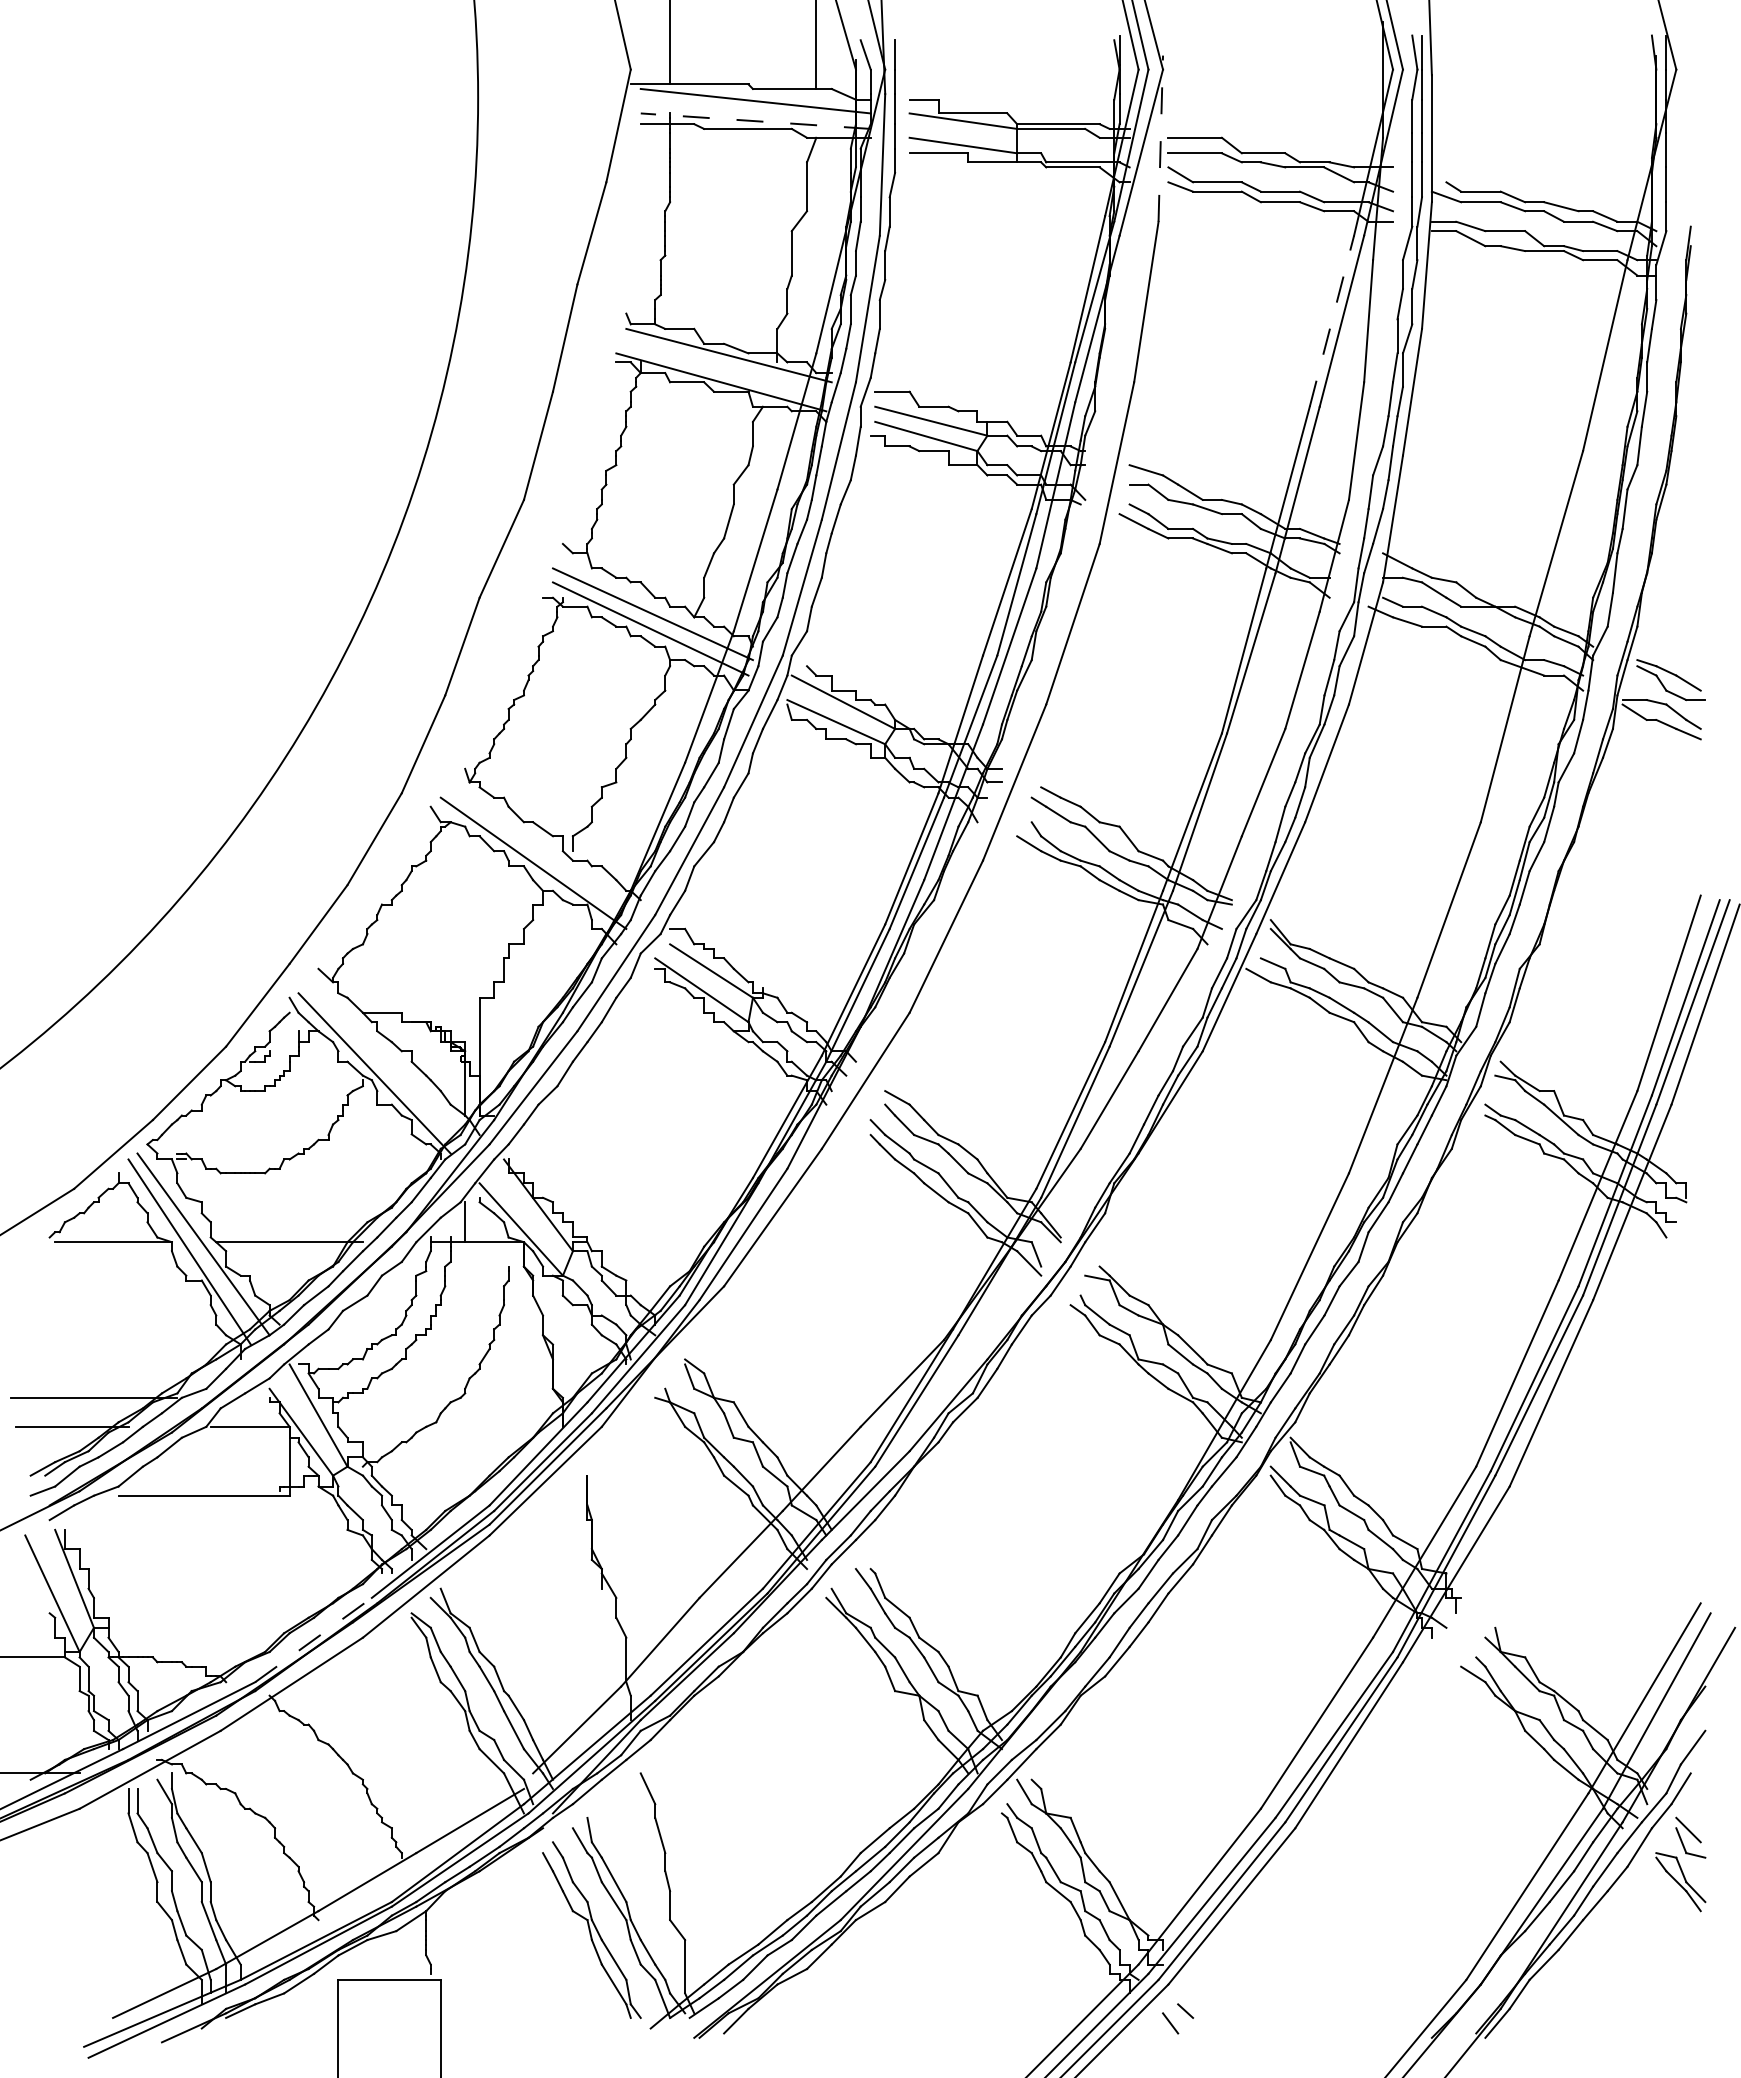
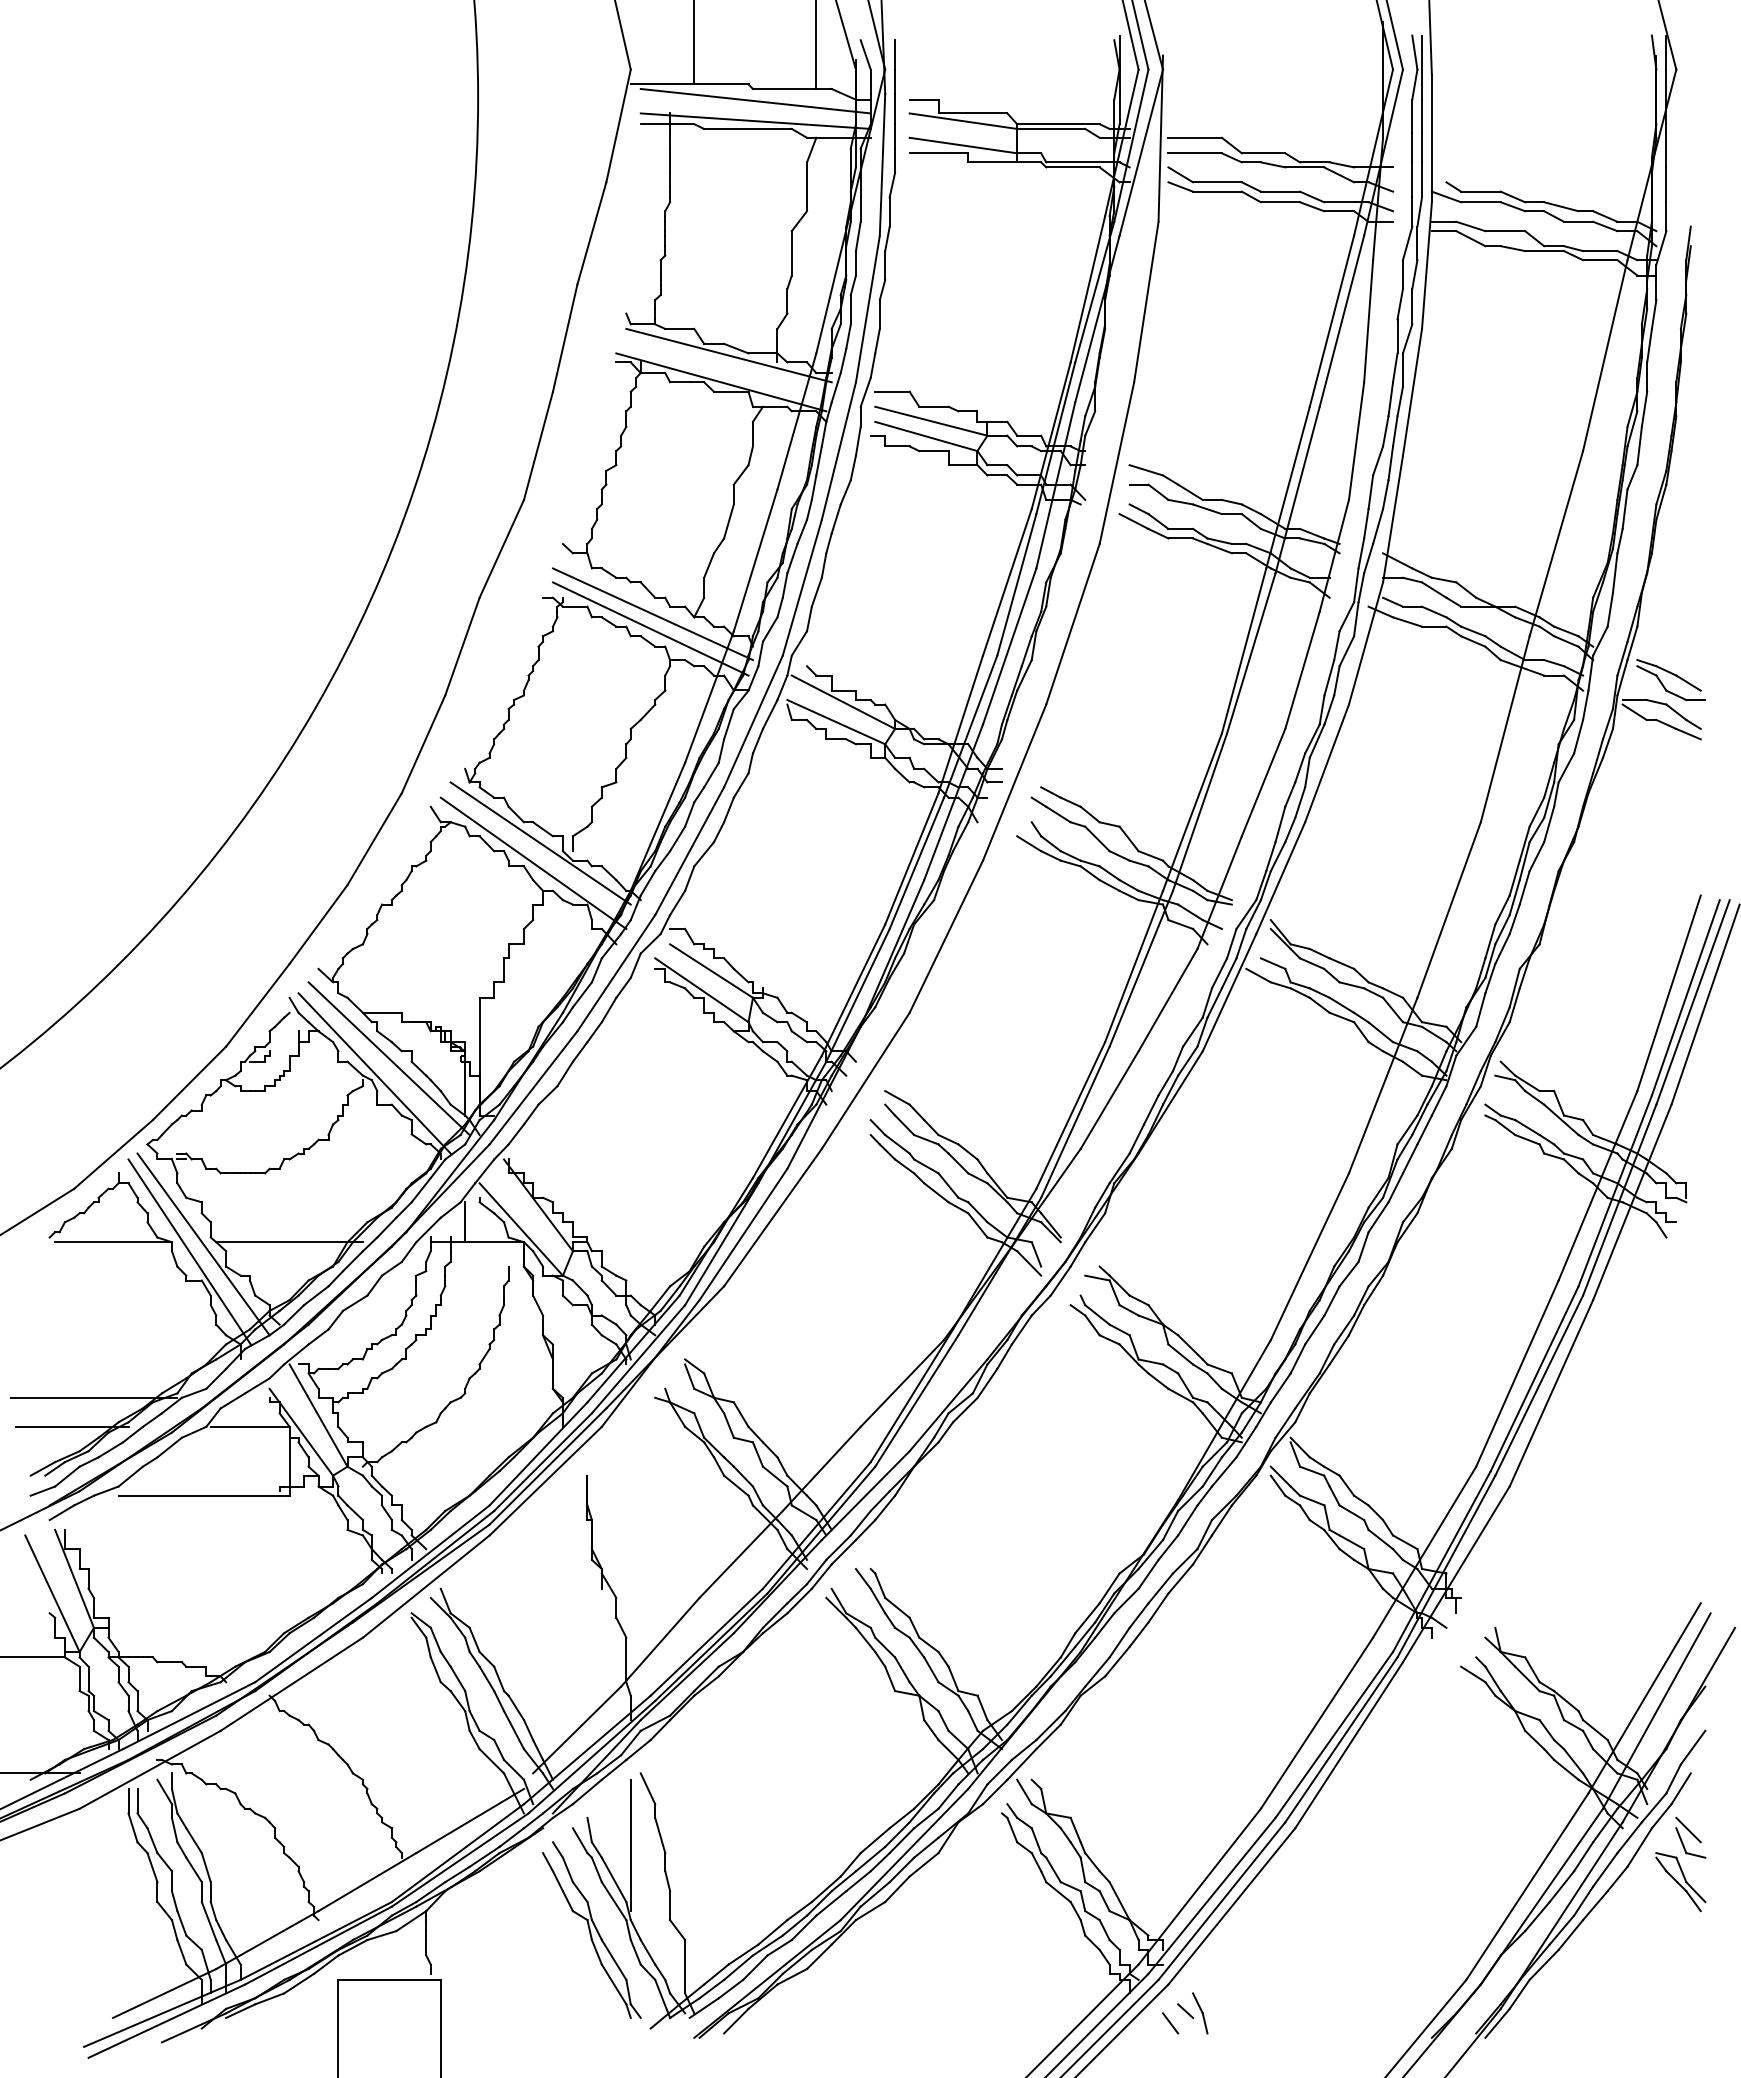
line position: (670, 43) -> (694, 43) (694, 43)
line: dashed -> solid (755, 121)
line: dashed -> solid (1160, 138)
line: dashed -> solid (1332, 320)
line: none -> present (540, 843)
line: none -> present (388, 1058)
line: dashed -> solid (313, 1640)
line: none -> present (630, 1845)
part: none -> present (1200, 2013)
